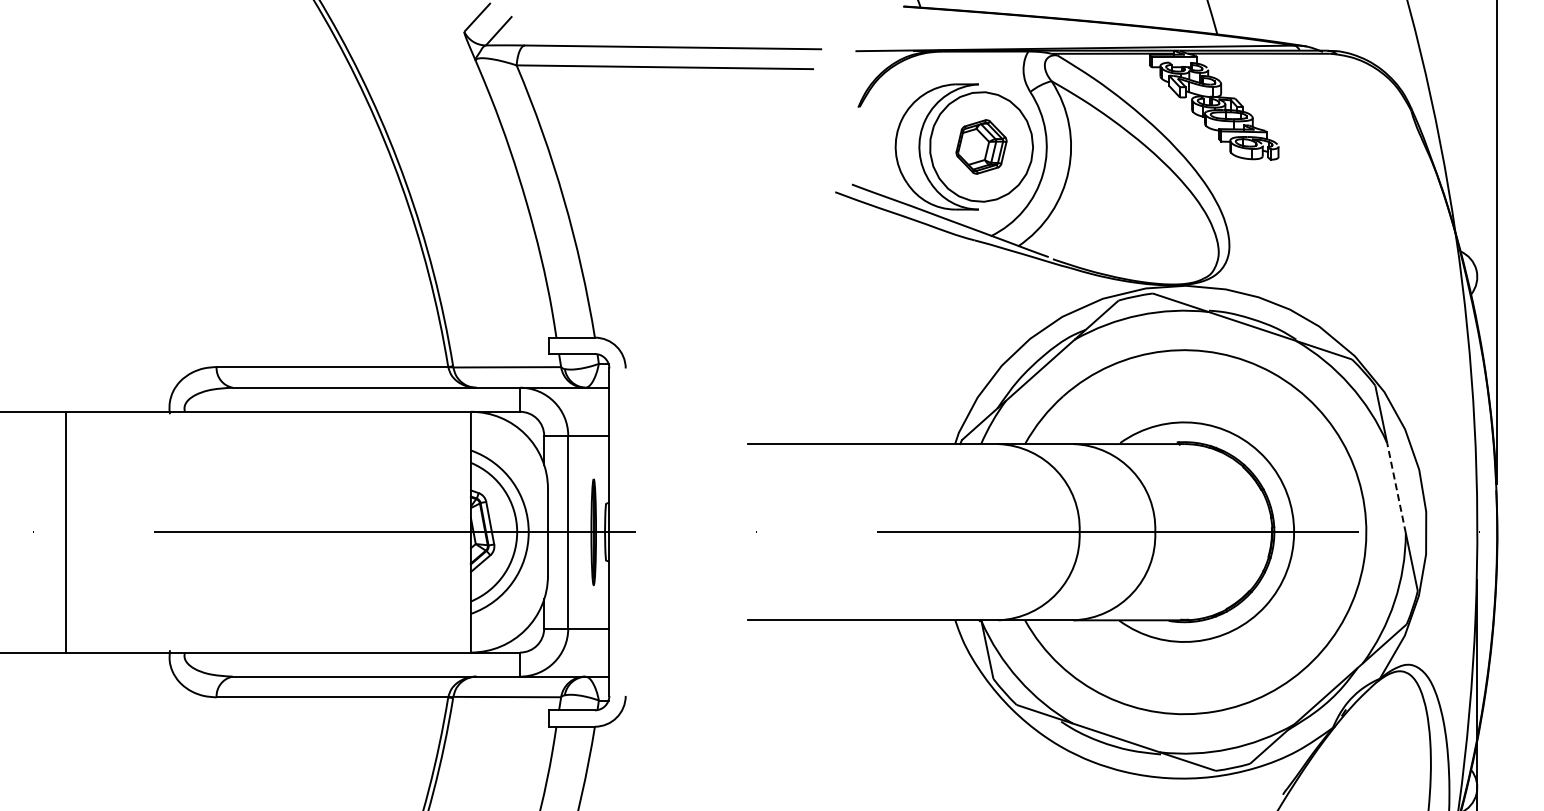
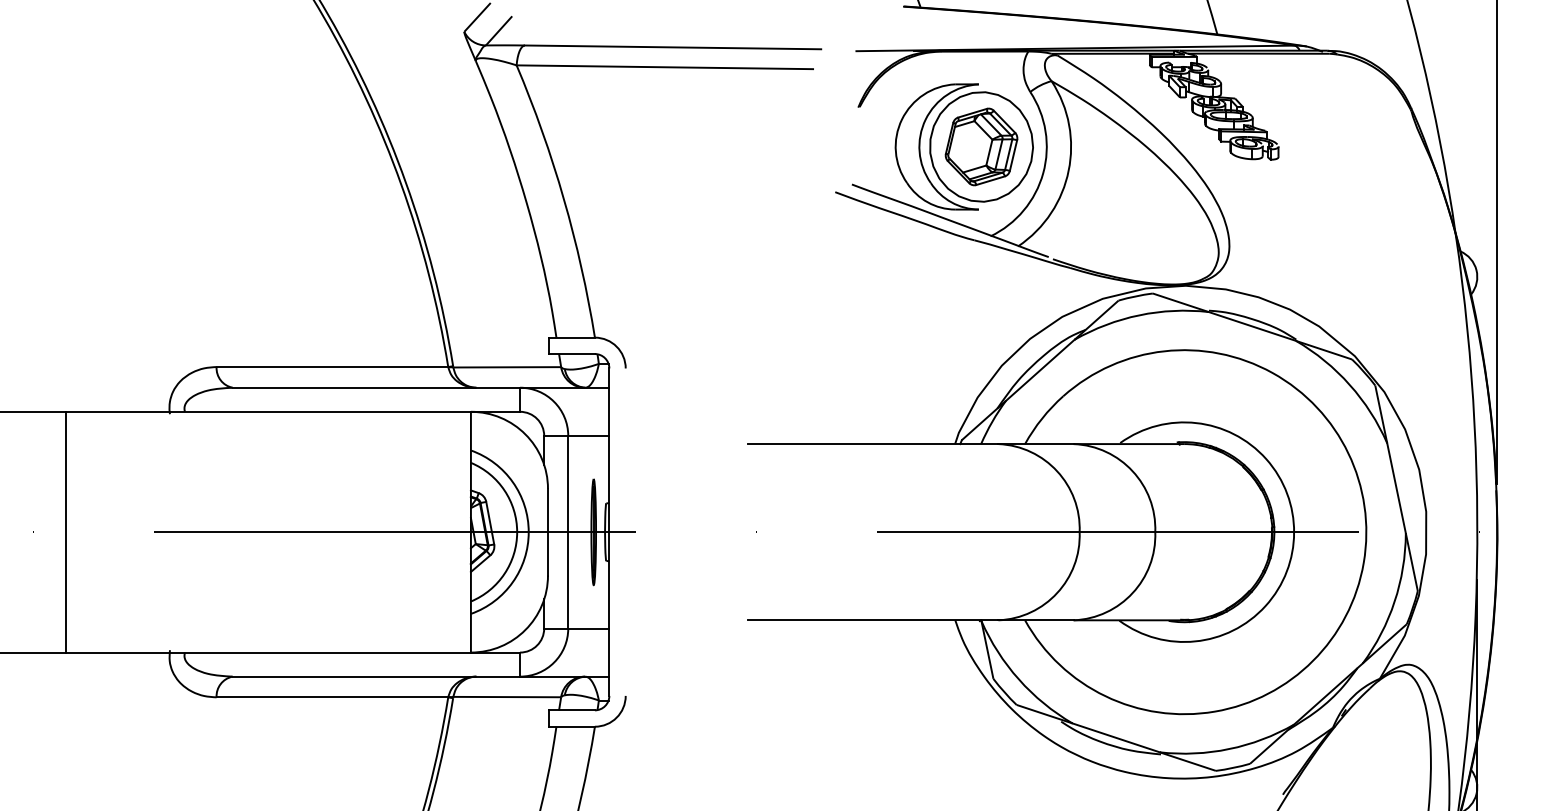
part size: 53x56 px -> 75x80 px (981, 146)
line: dashed -> solid (1396, 488)
